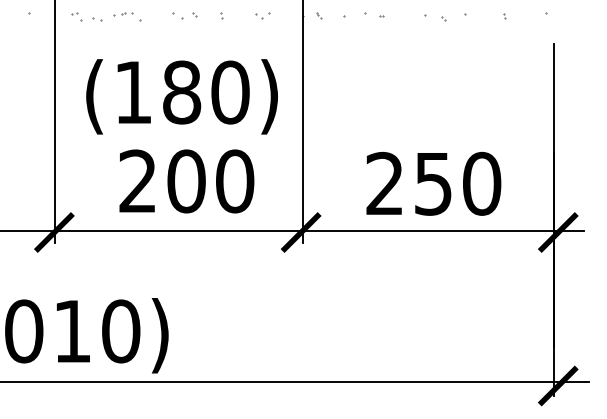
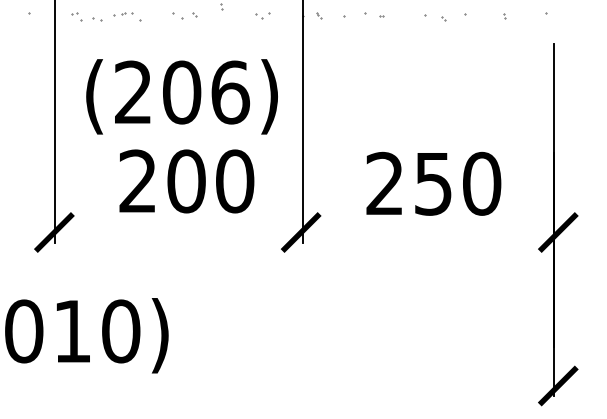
part position: (221, 15) -> (221, 6) (221, 6)
text: (180) -> (206) (182, 92)
line: present -> none (292, 231)
line: present -> none (295, 382)
